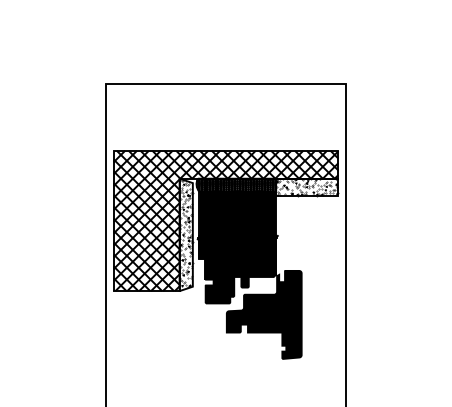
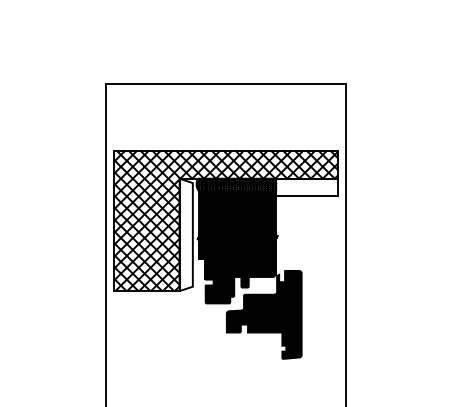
hatch: present -> none (307, 186)
hatch: present -> none (185, 233)
